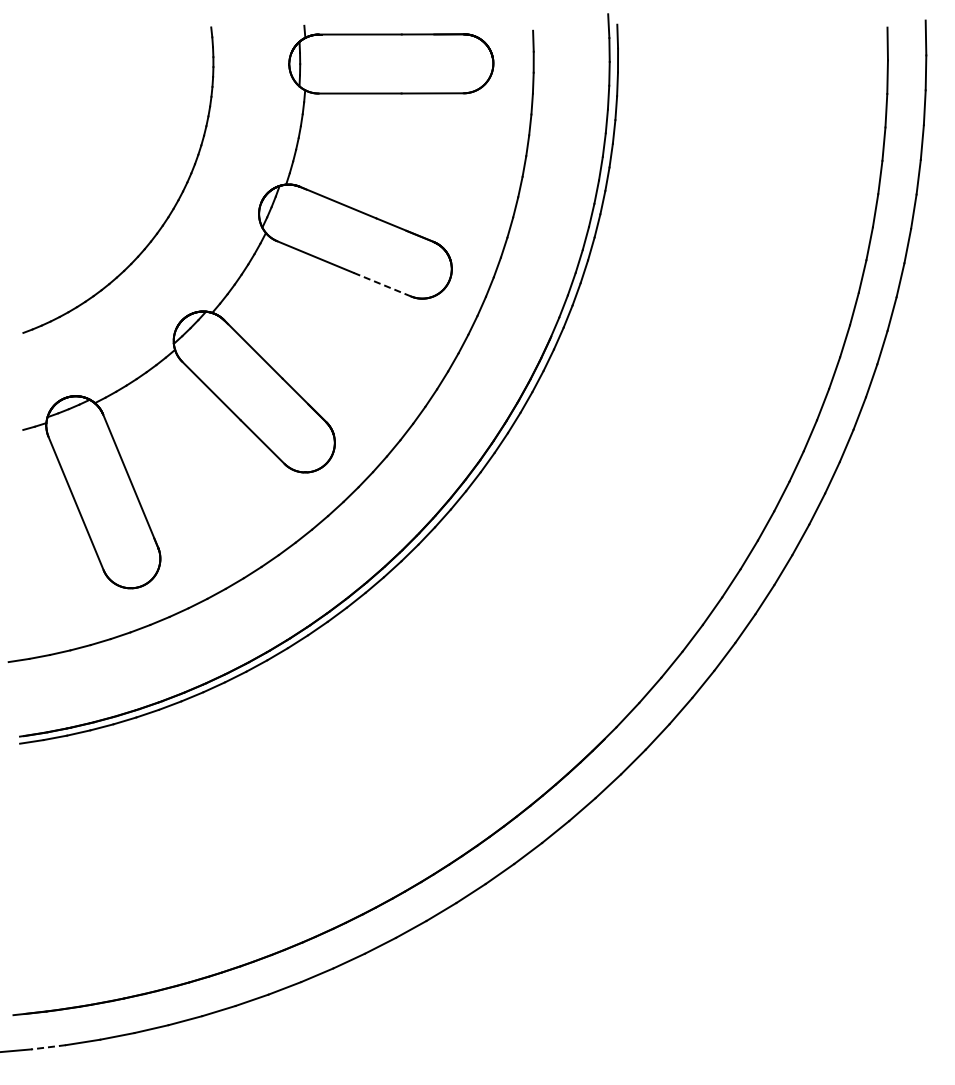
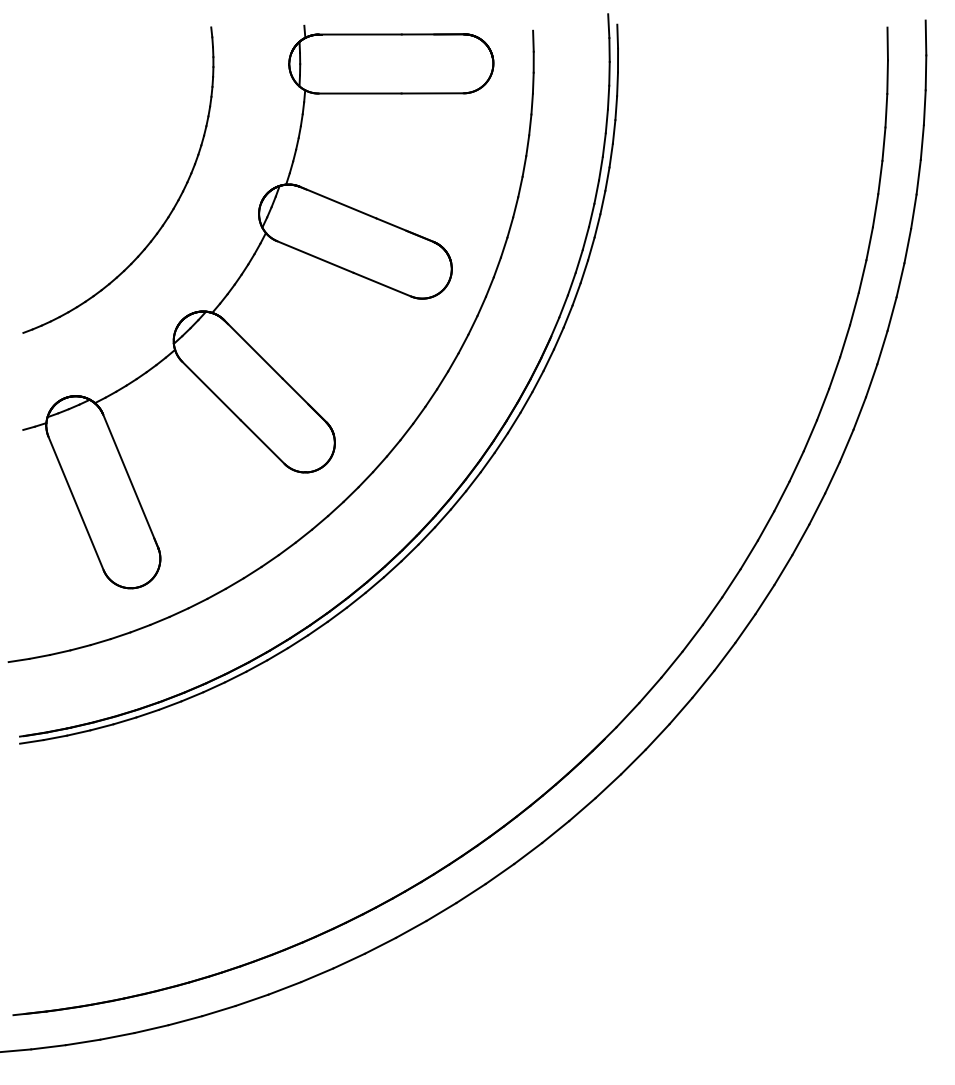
line: dashed -> solid (381, 284)
line: dashed -> solid (48, 1047)
